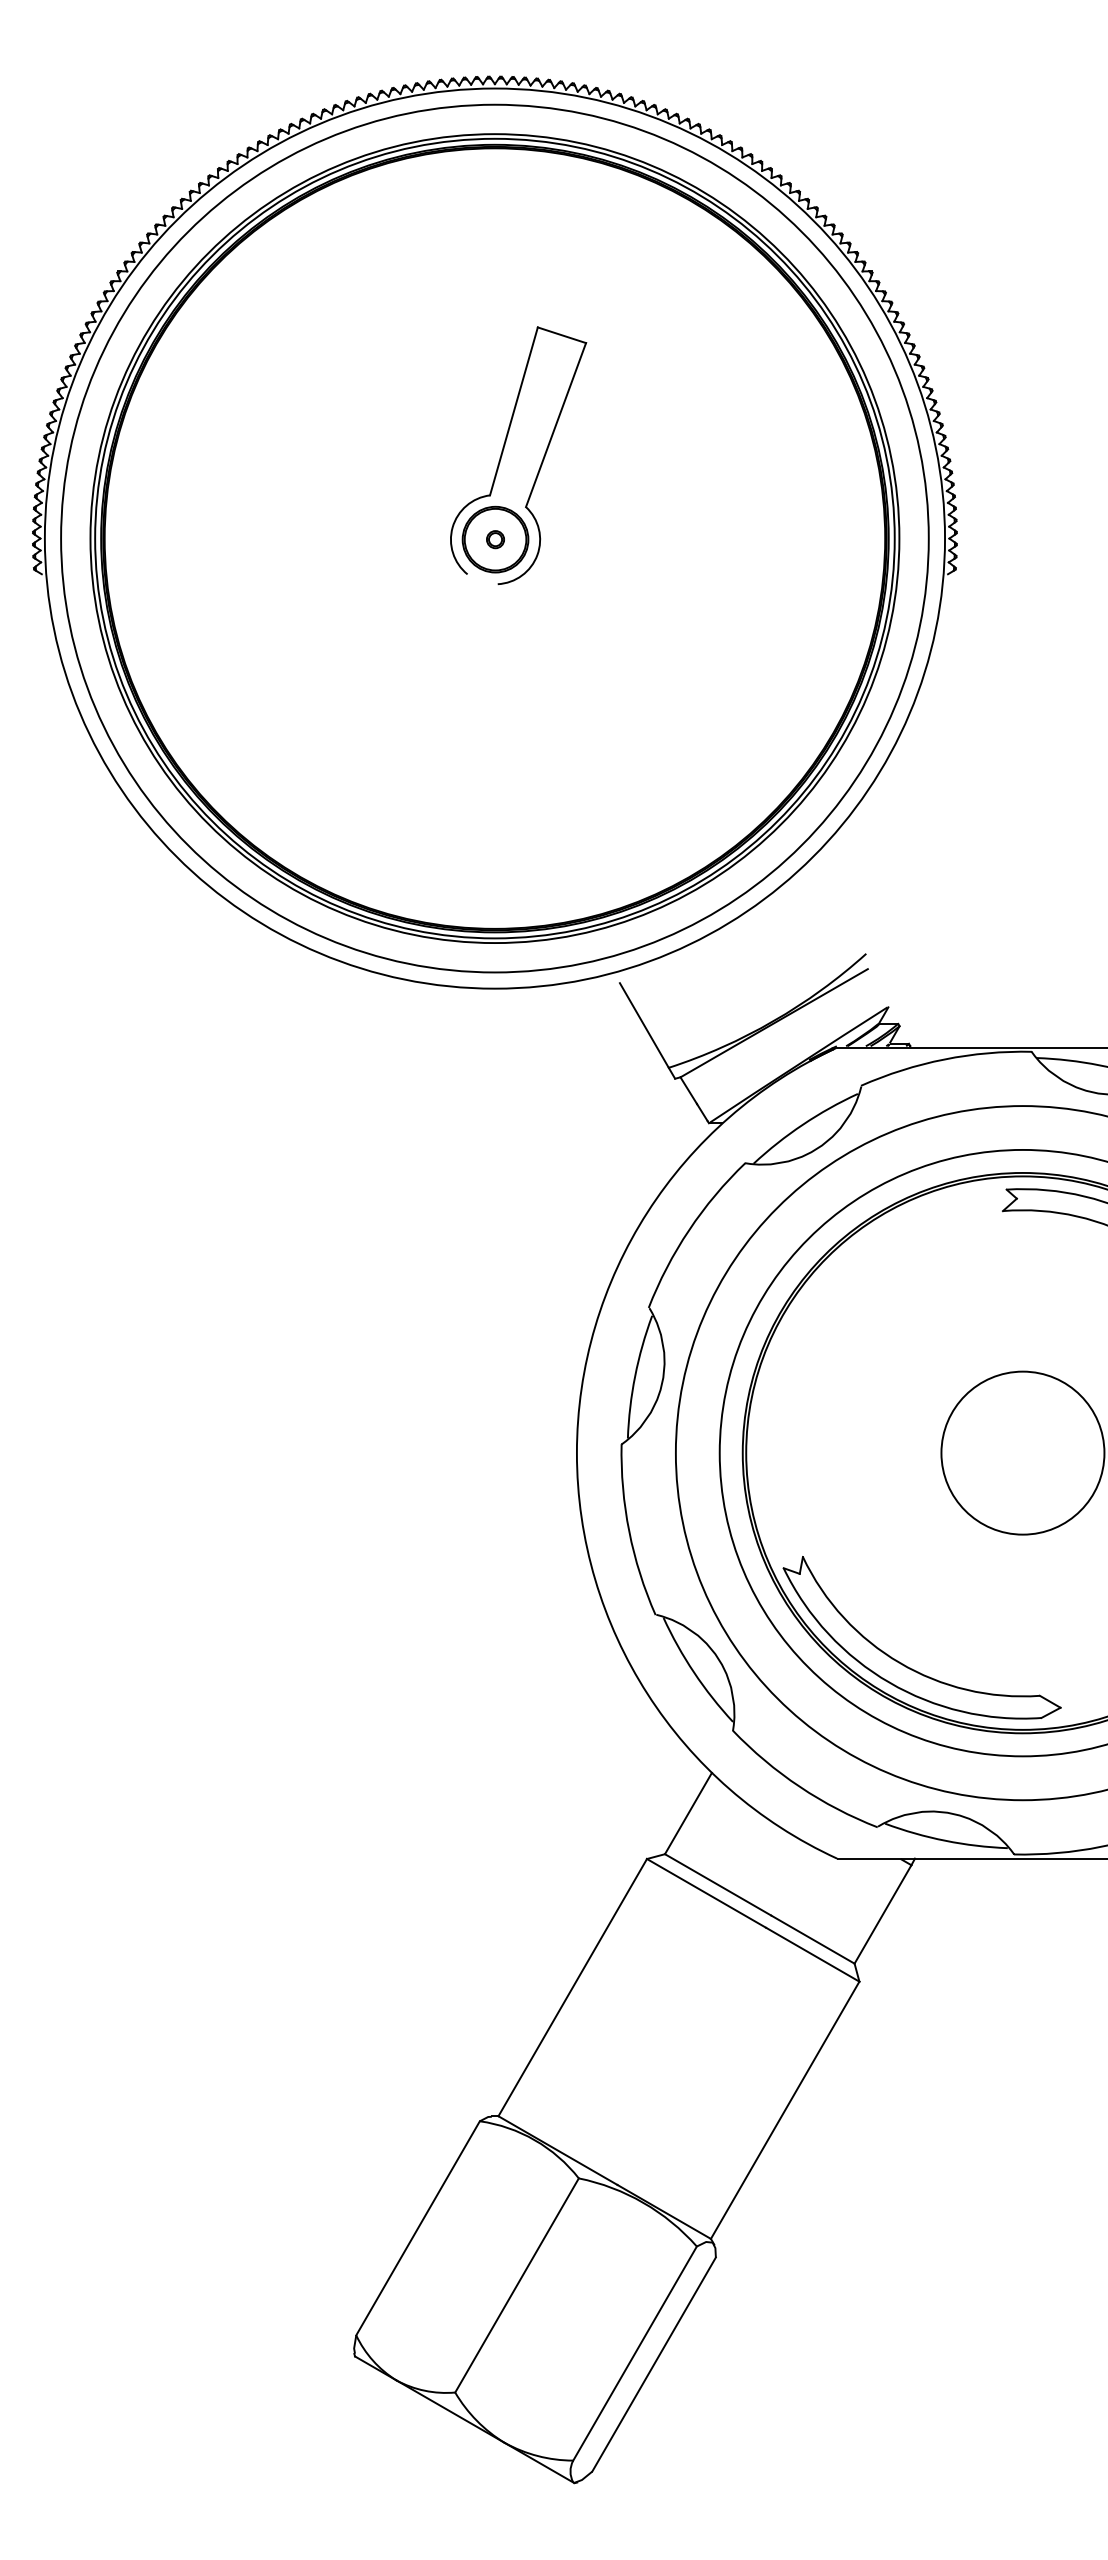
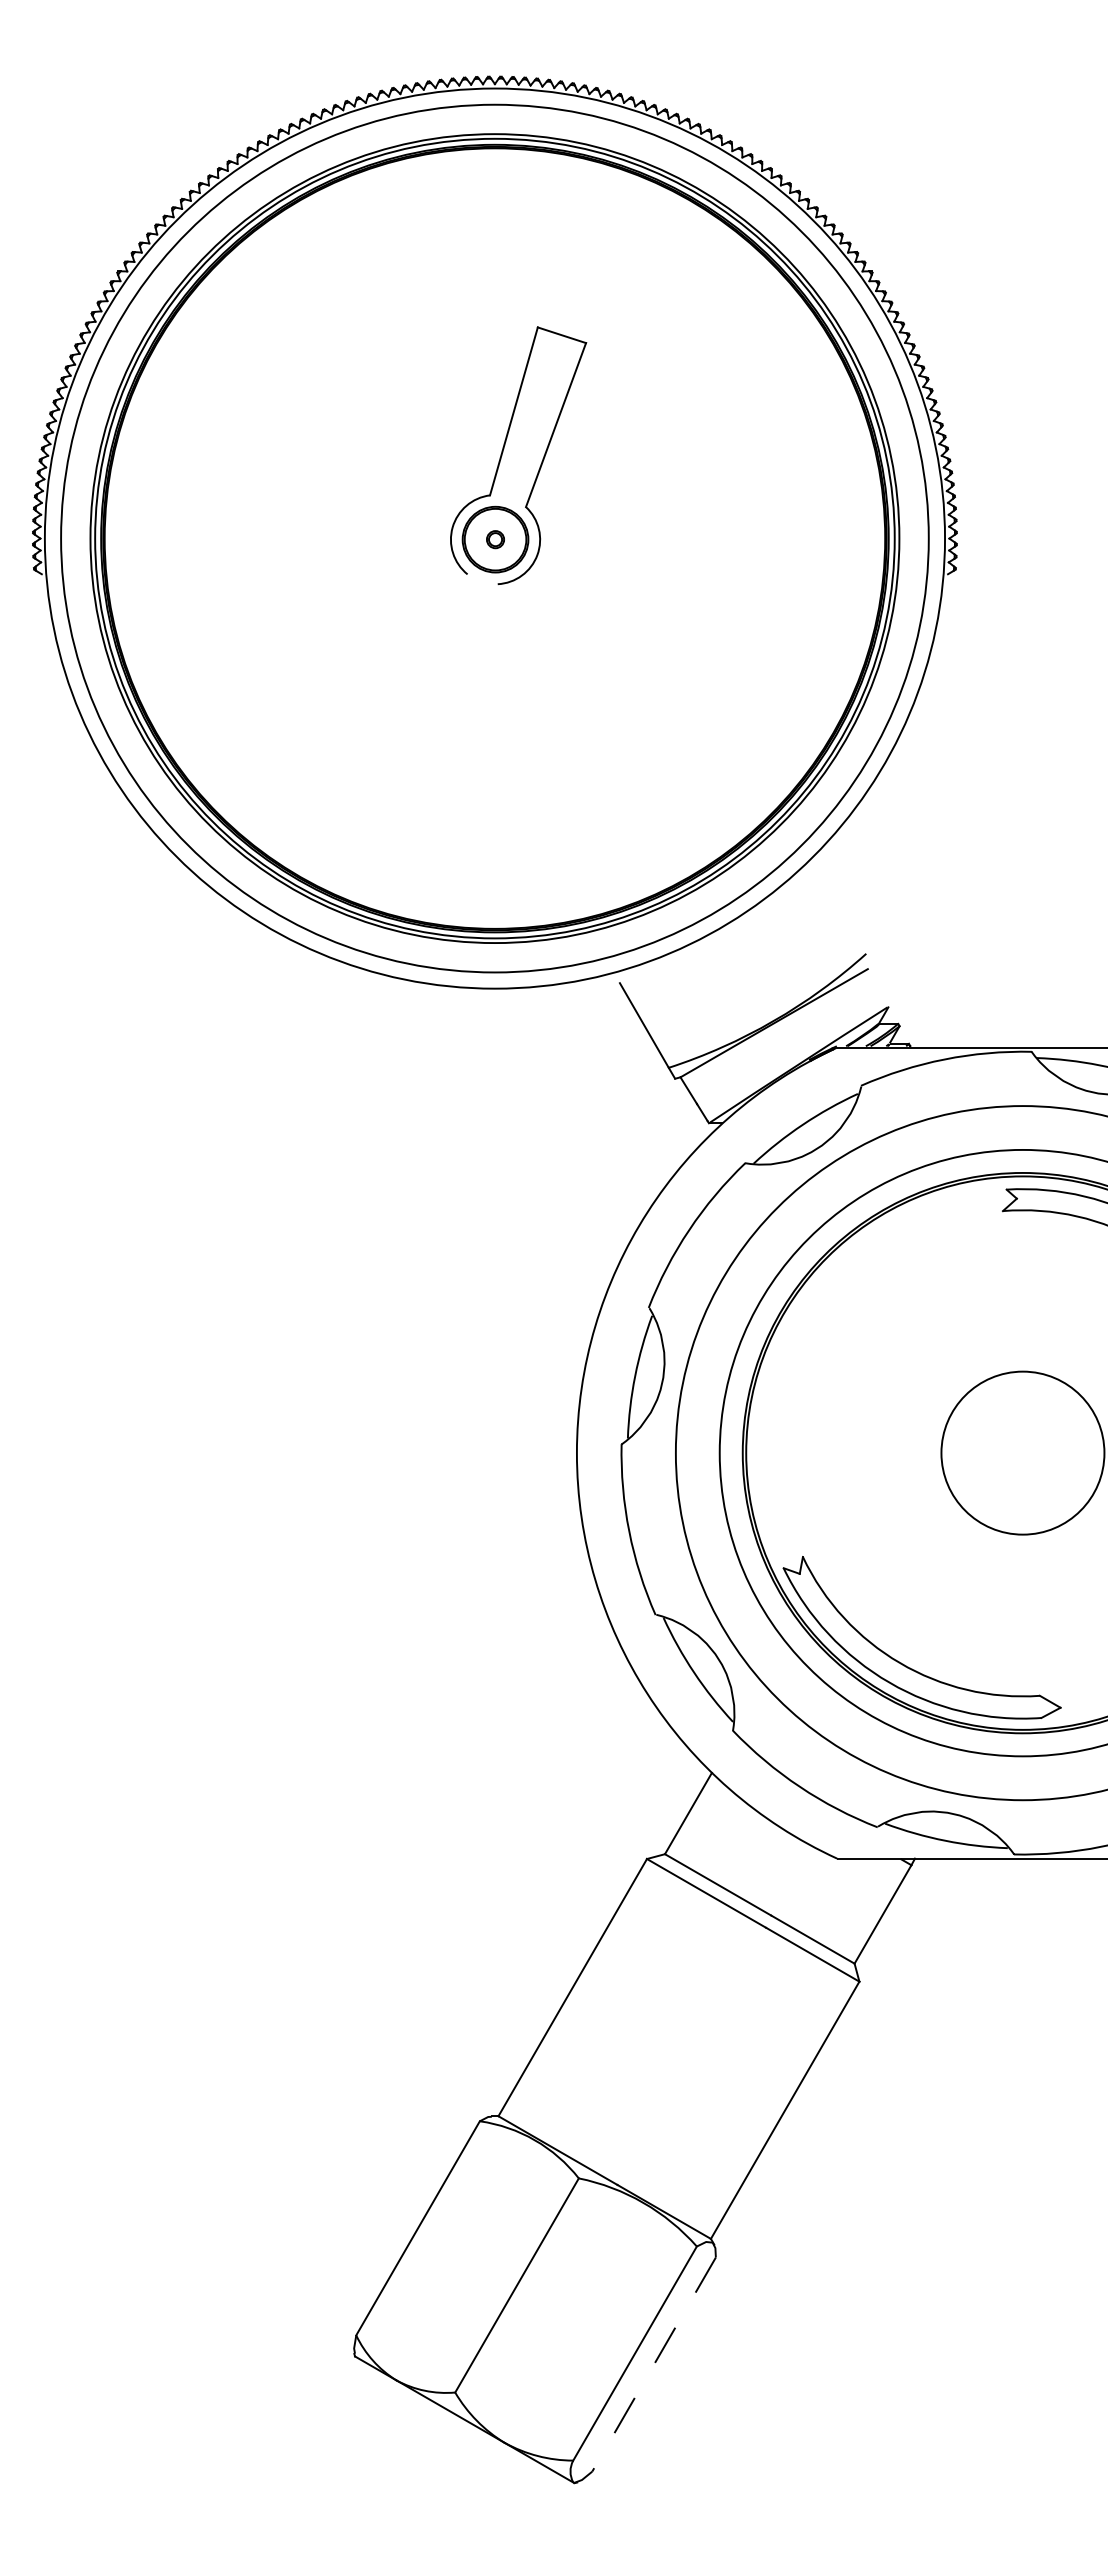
line: solid -> dashed (654, 2364)
